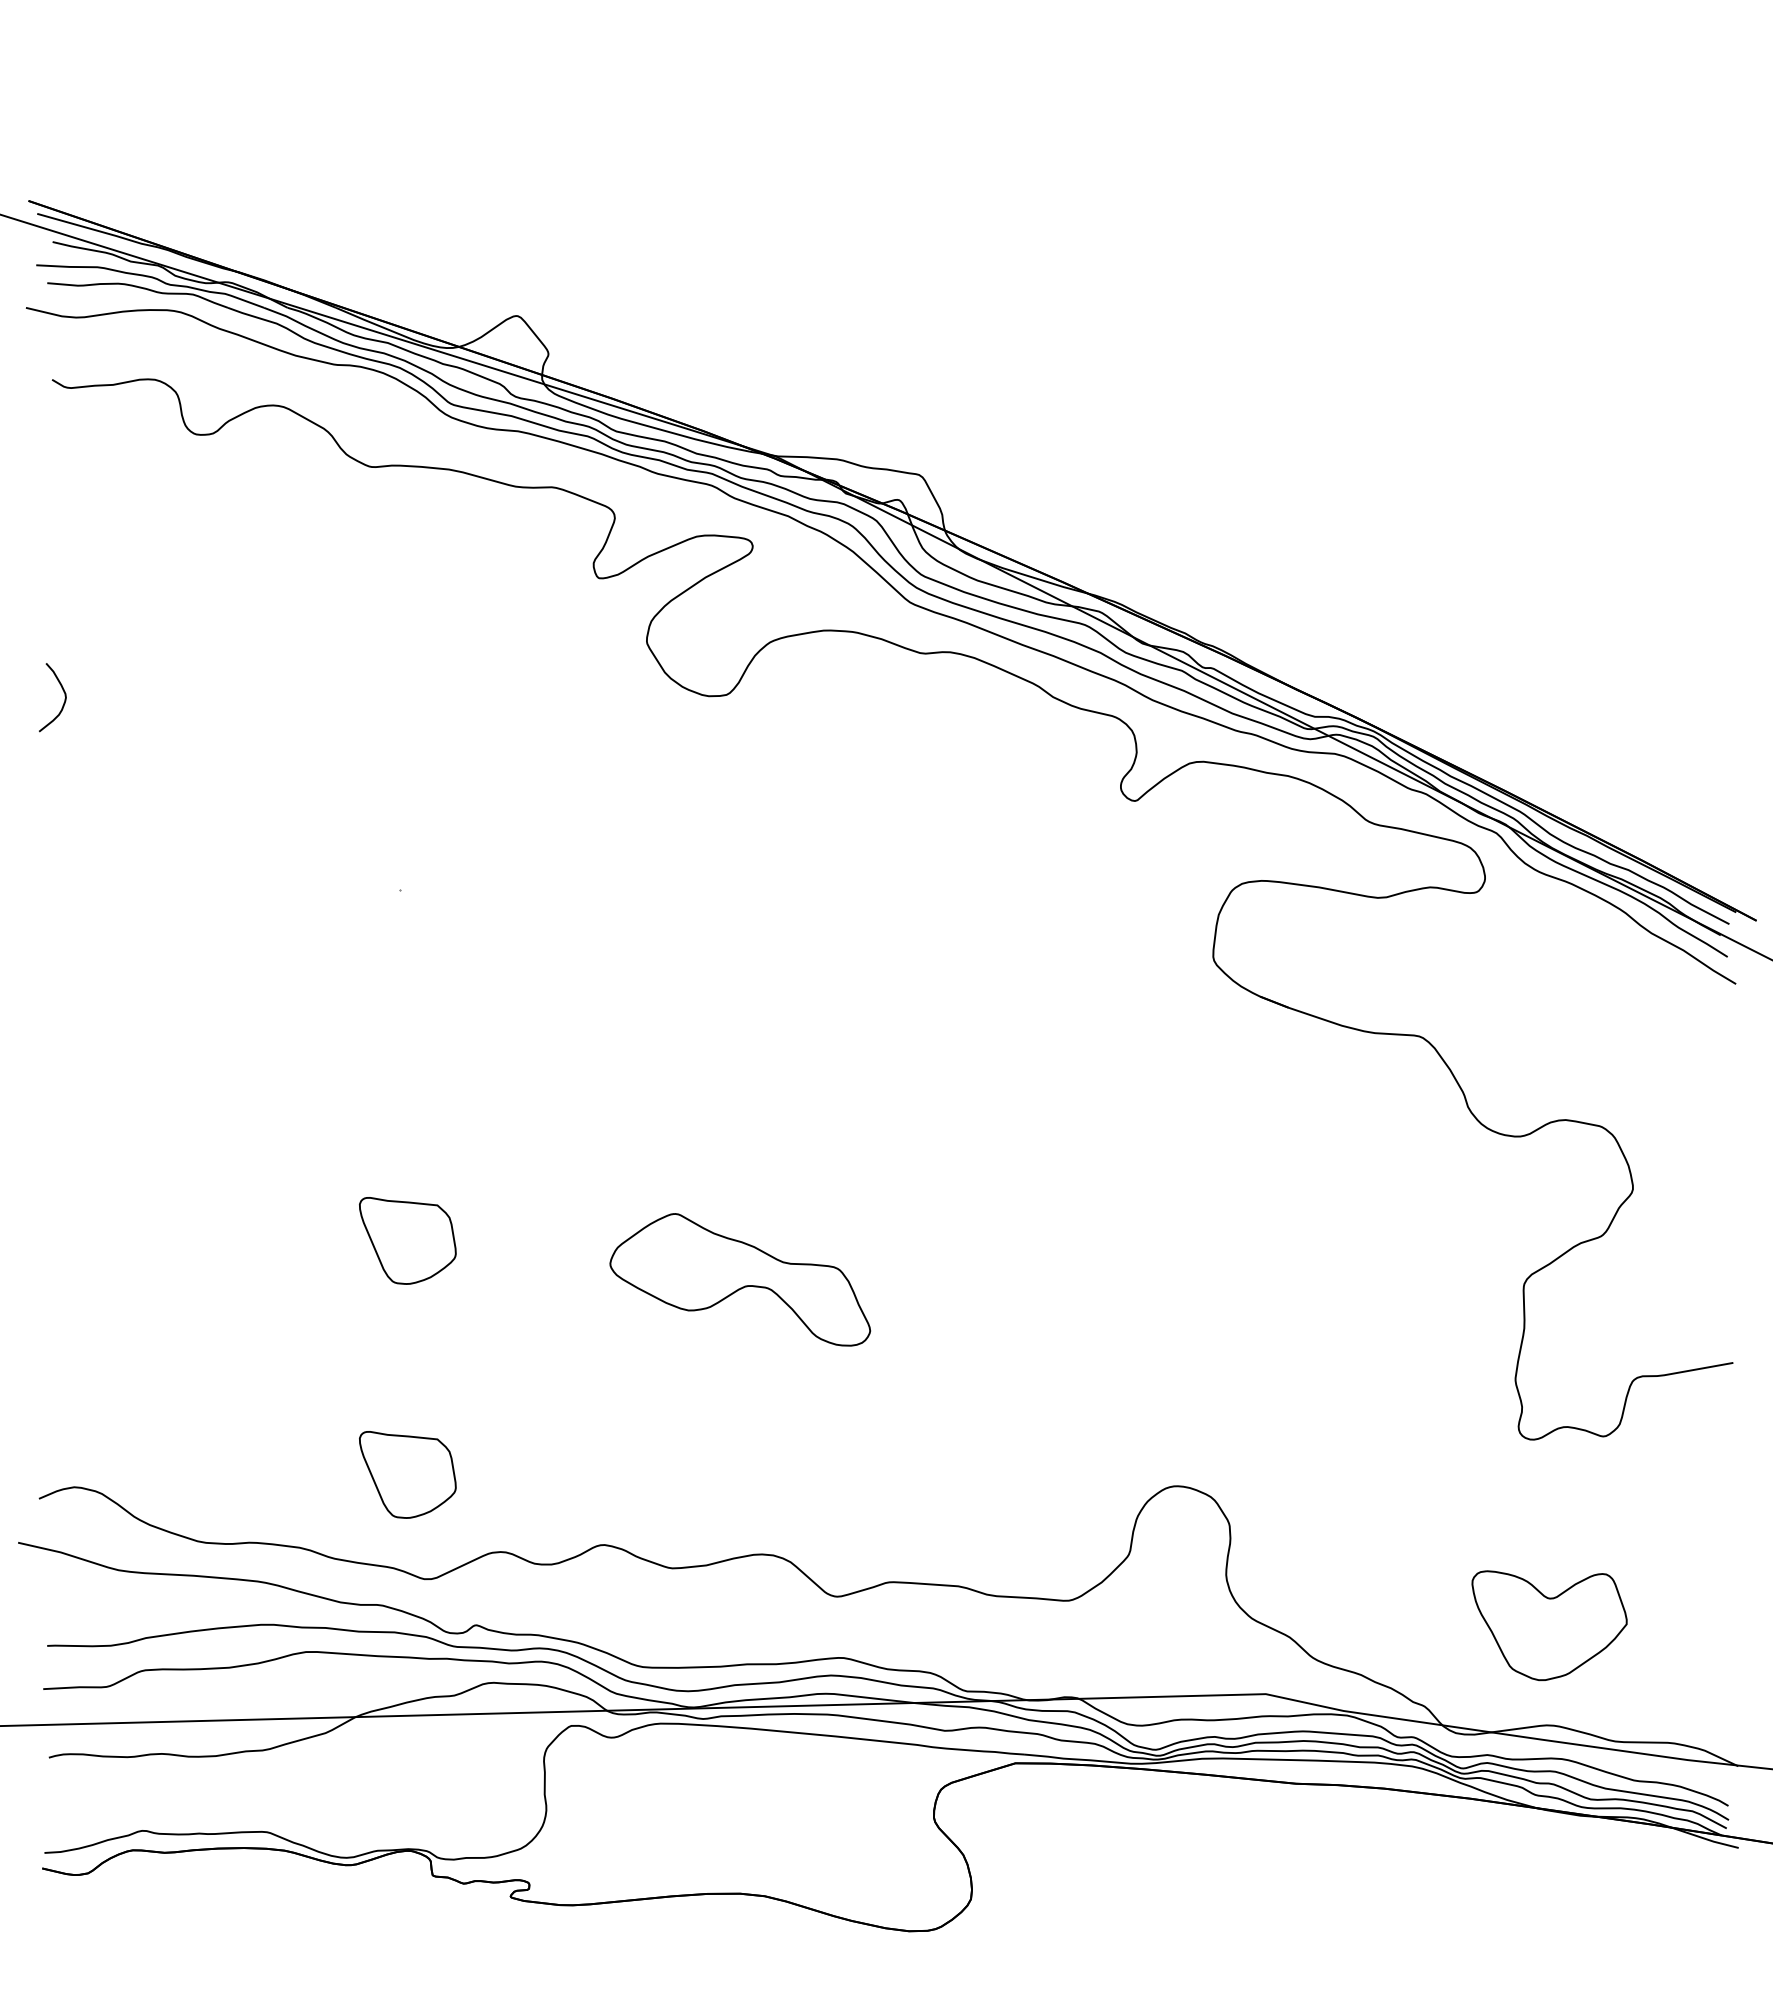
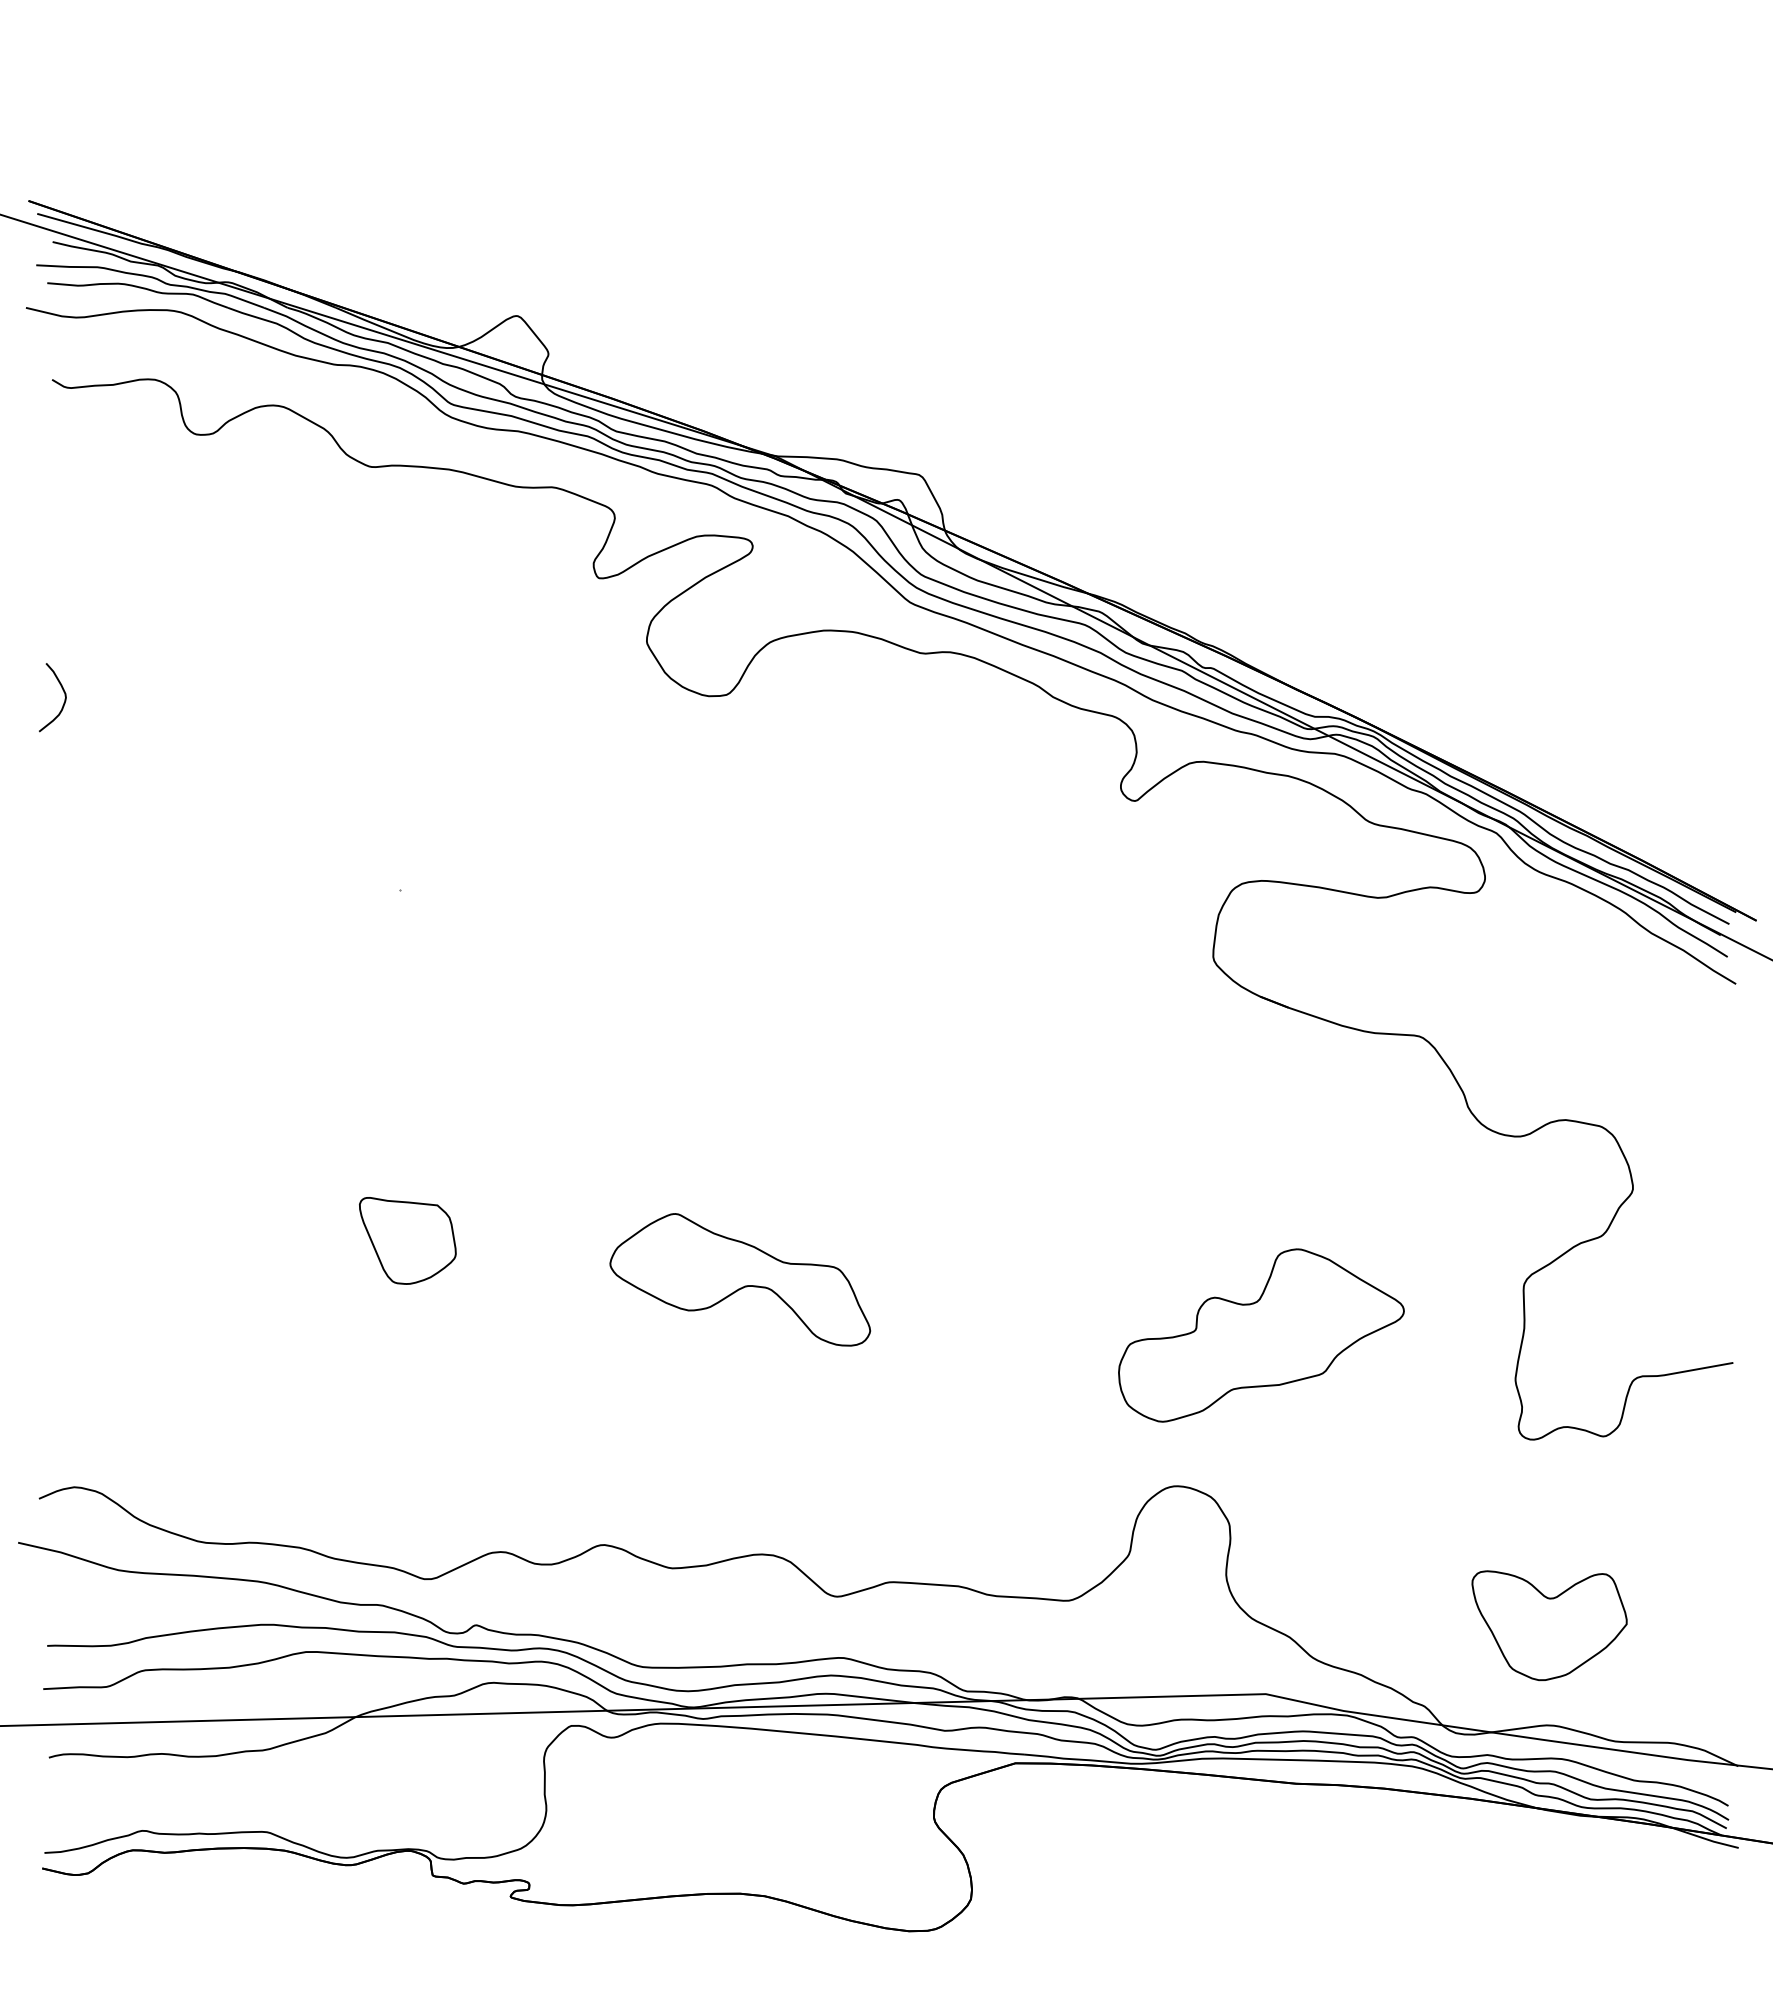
part: none -> present (1261, 1335)
part: present -> none (407, 1474)
